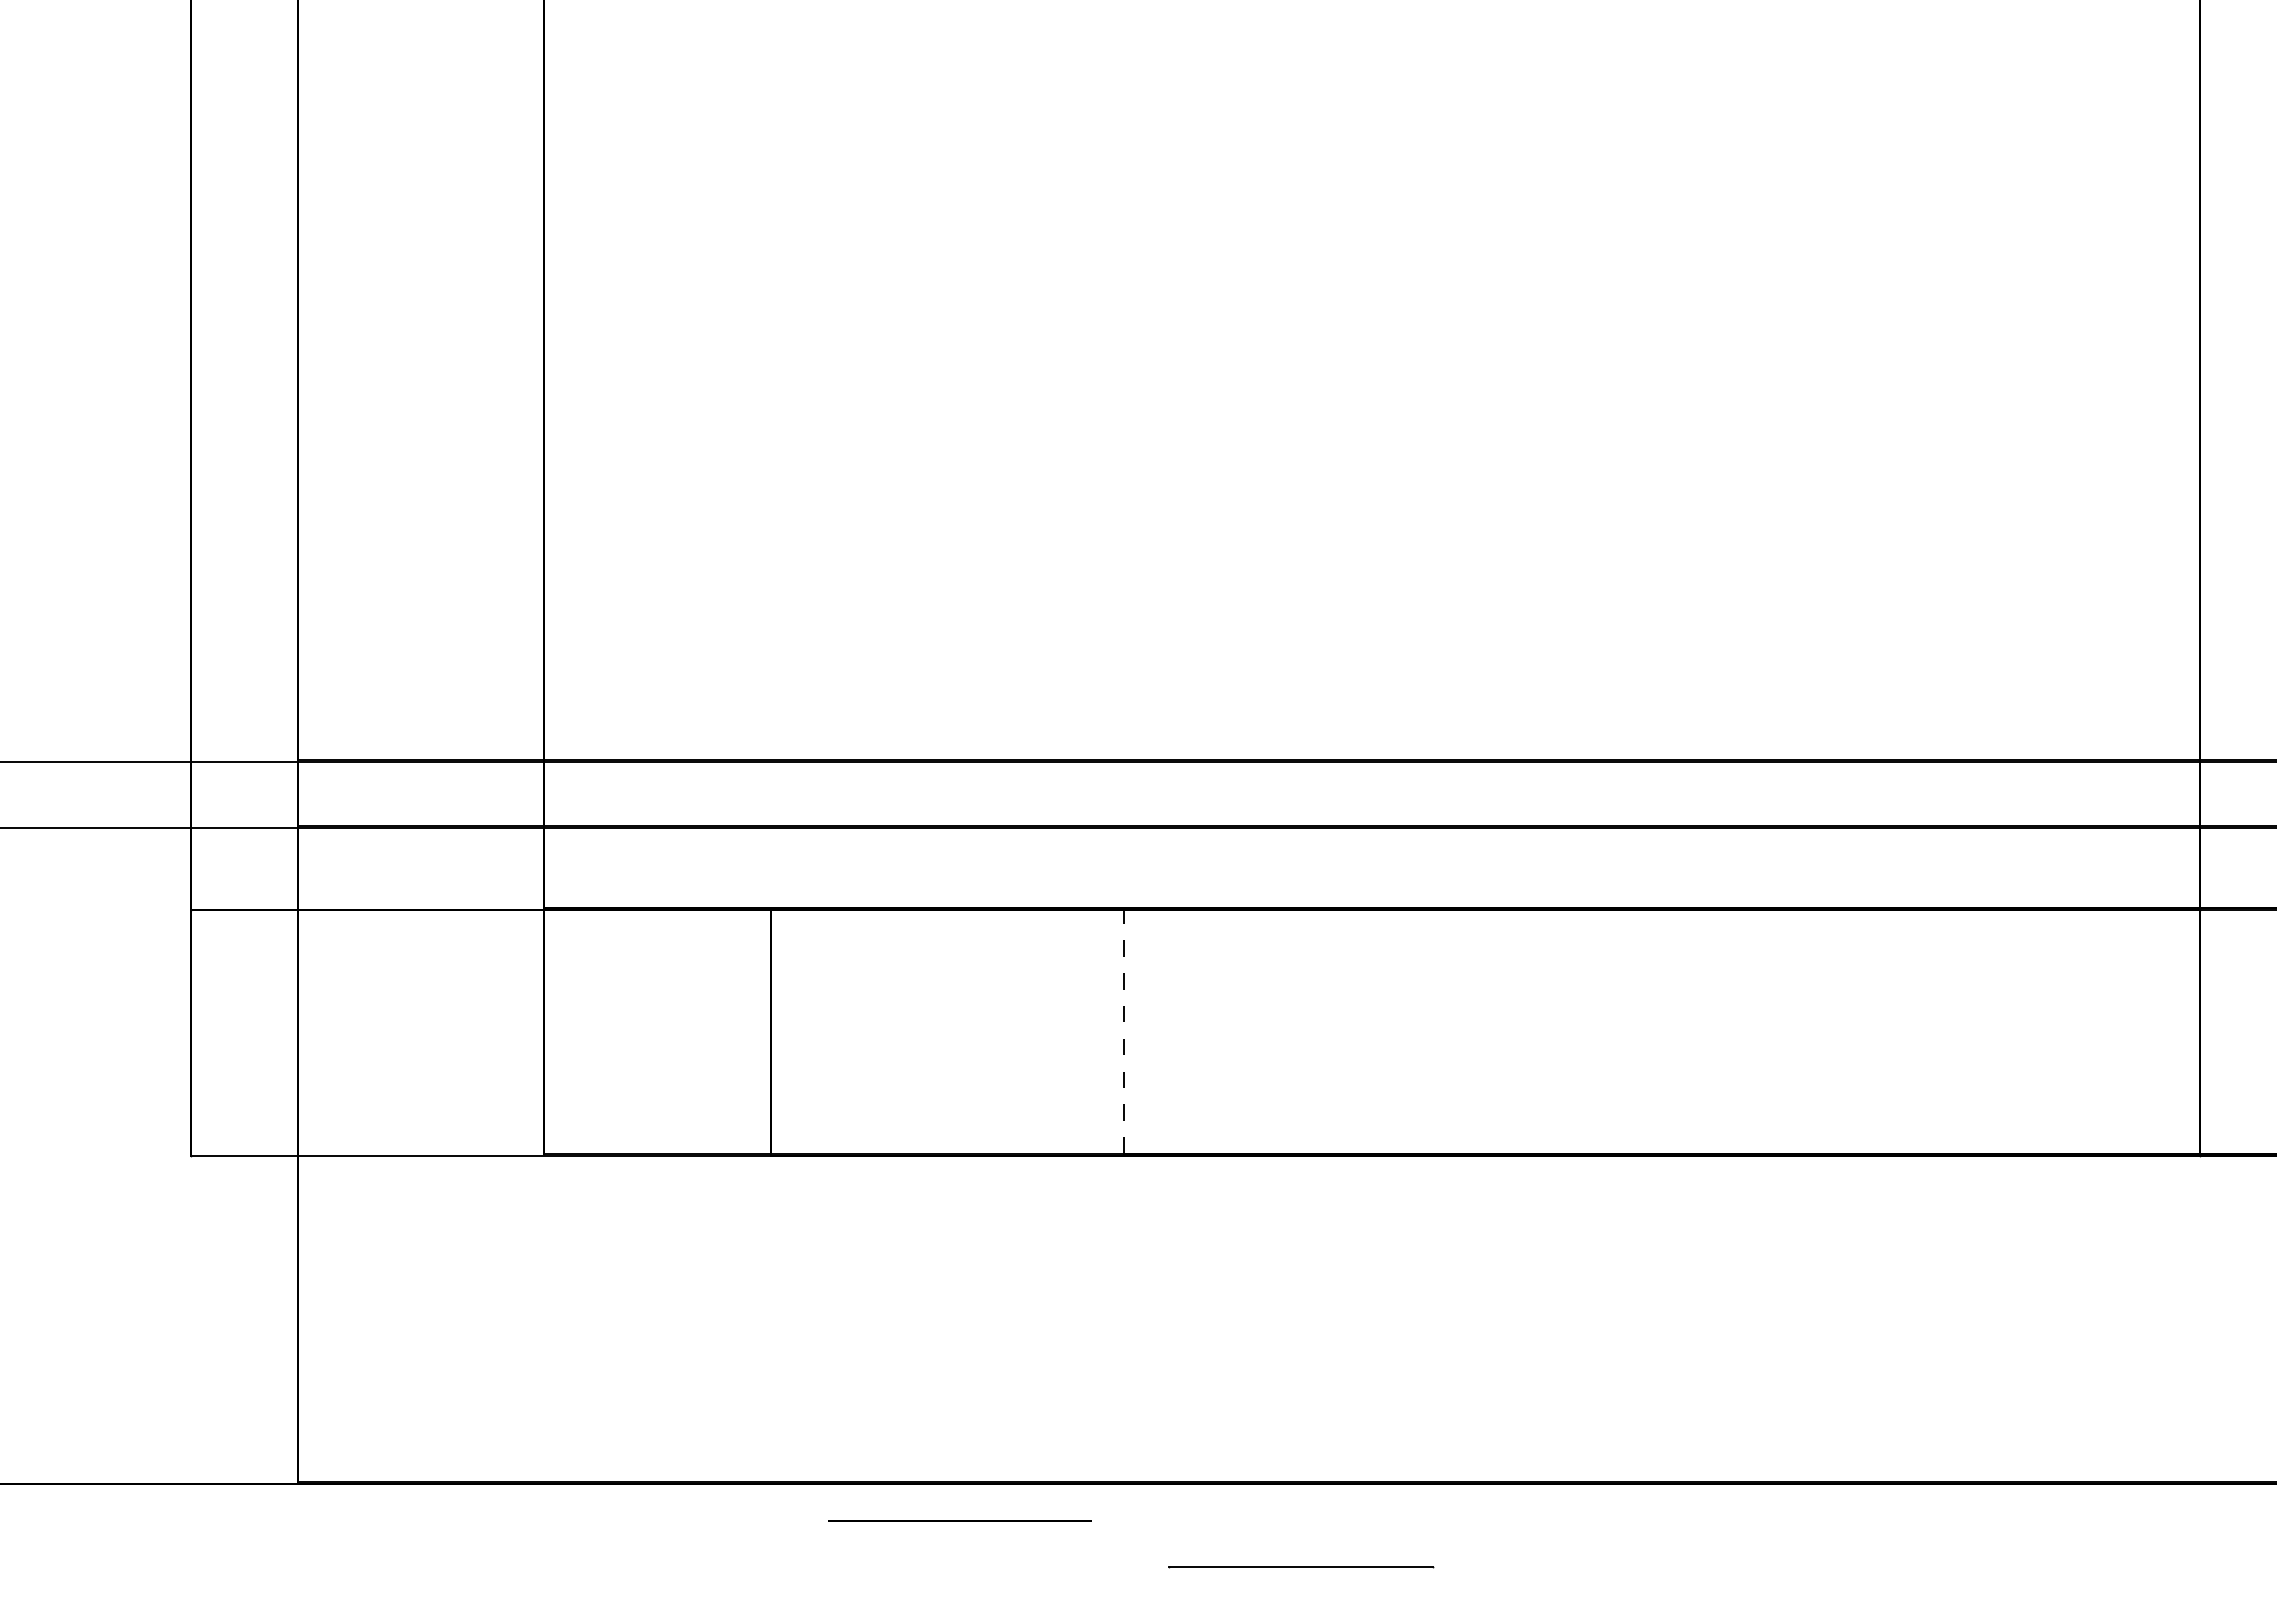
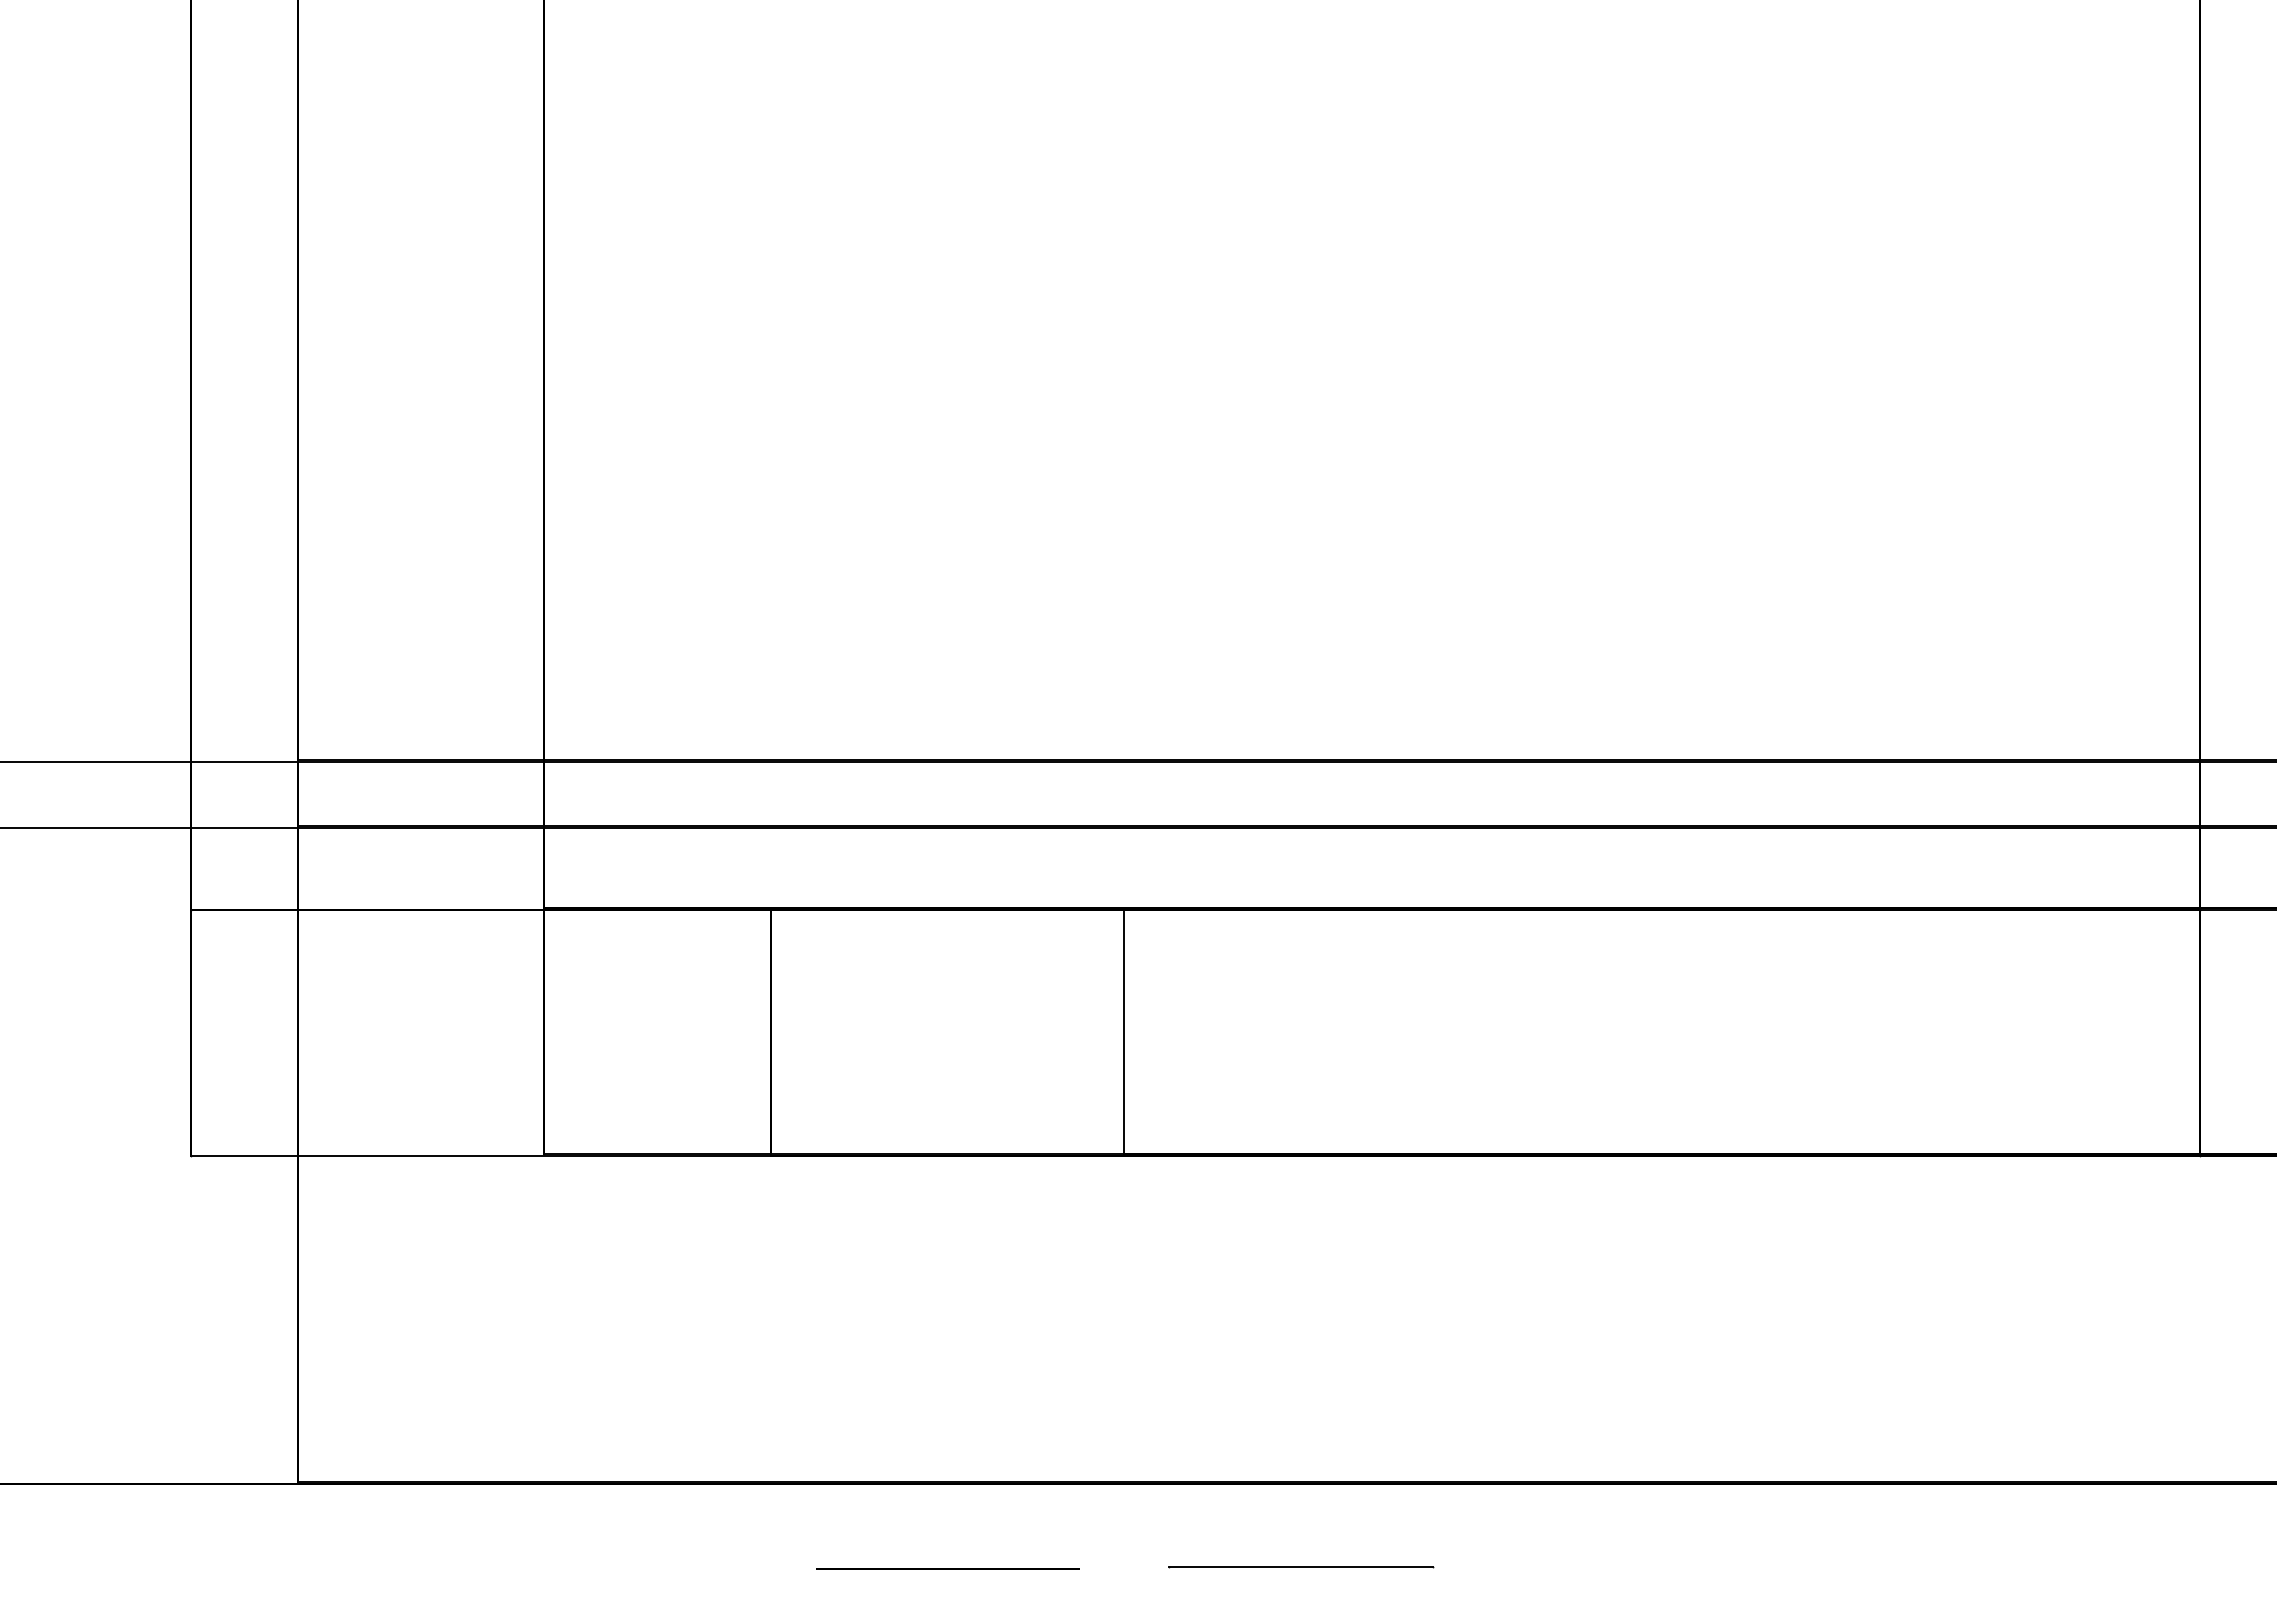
line: dashed -> solid (1124, 1030)
line position: (959, 1520) -> (947, 1568) (947, 1568)
